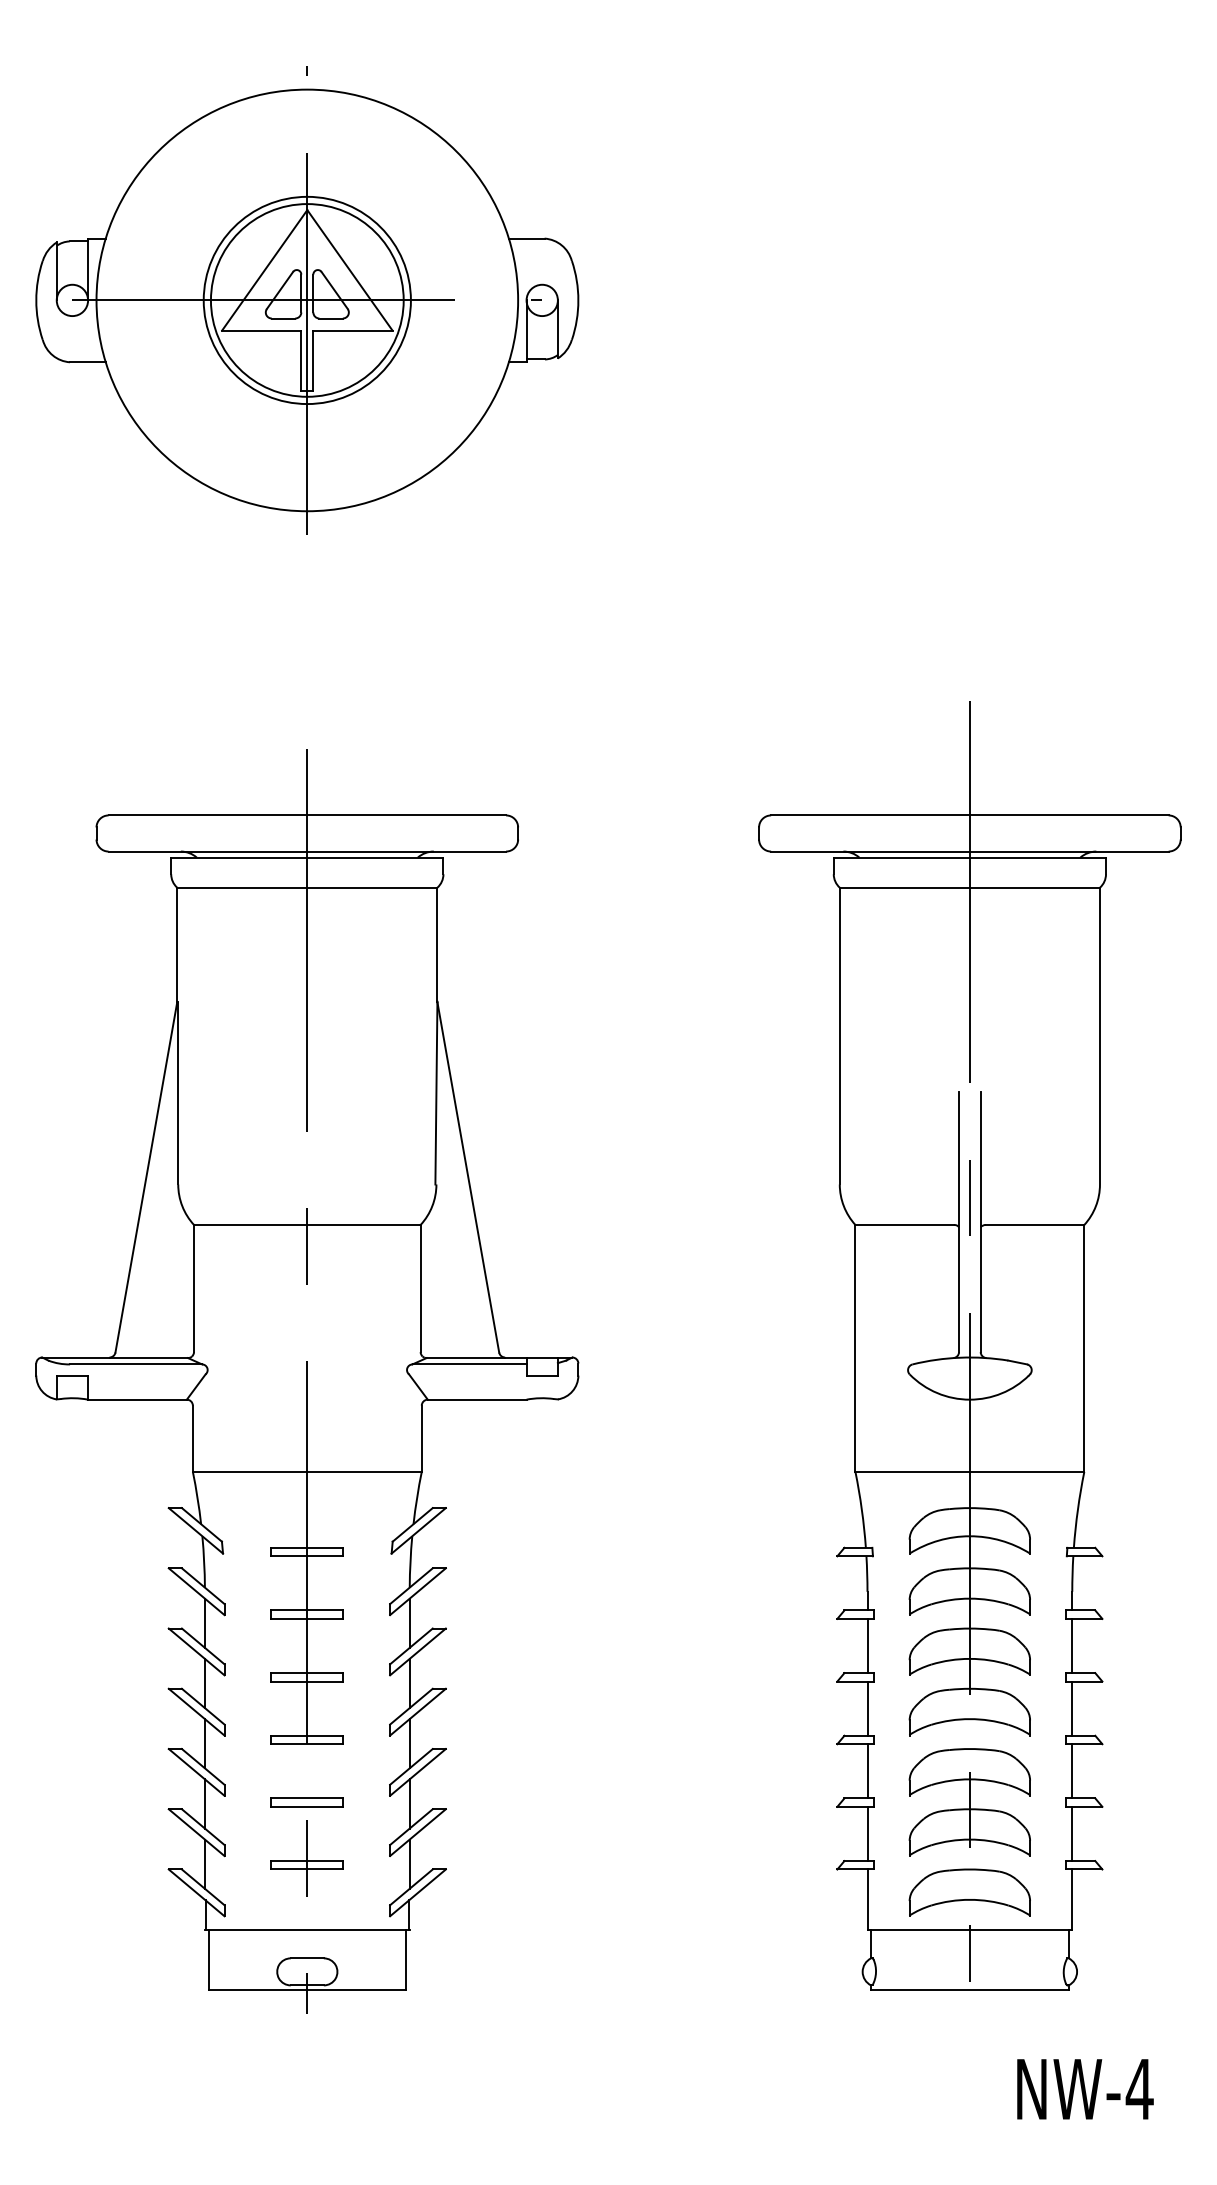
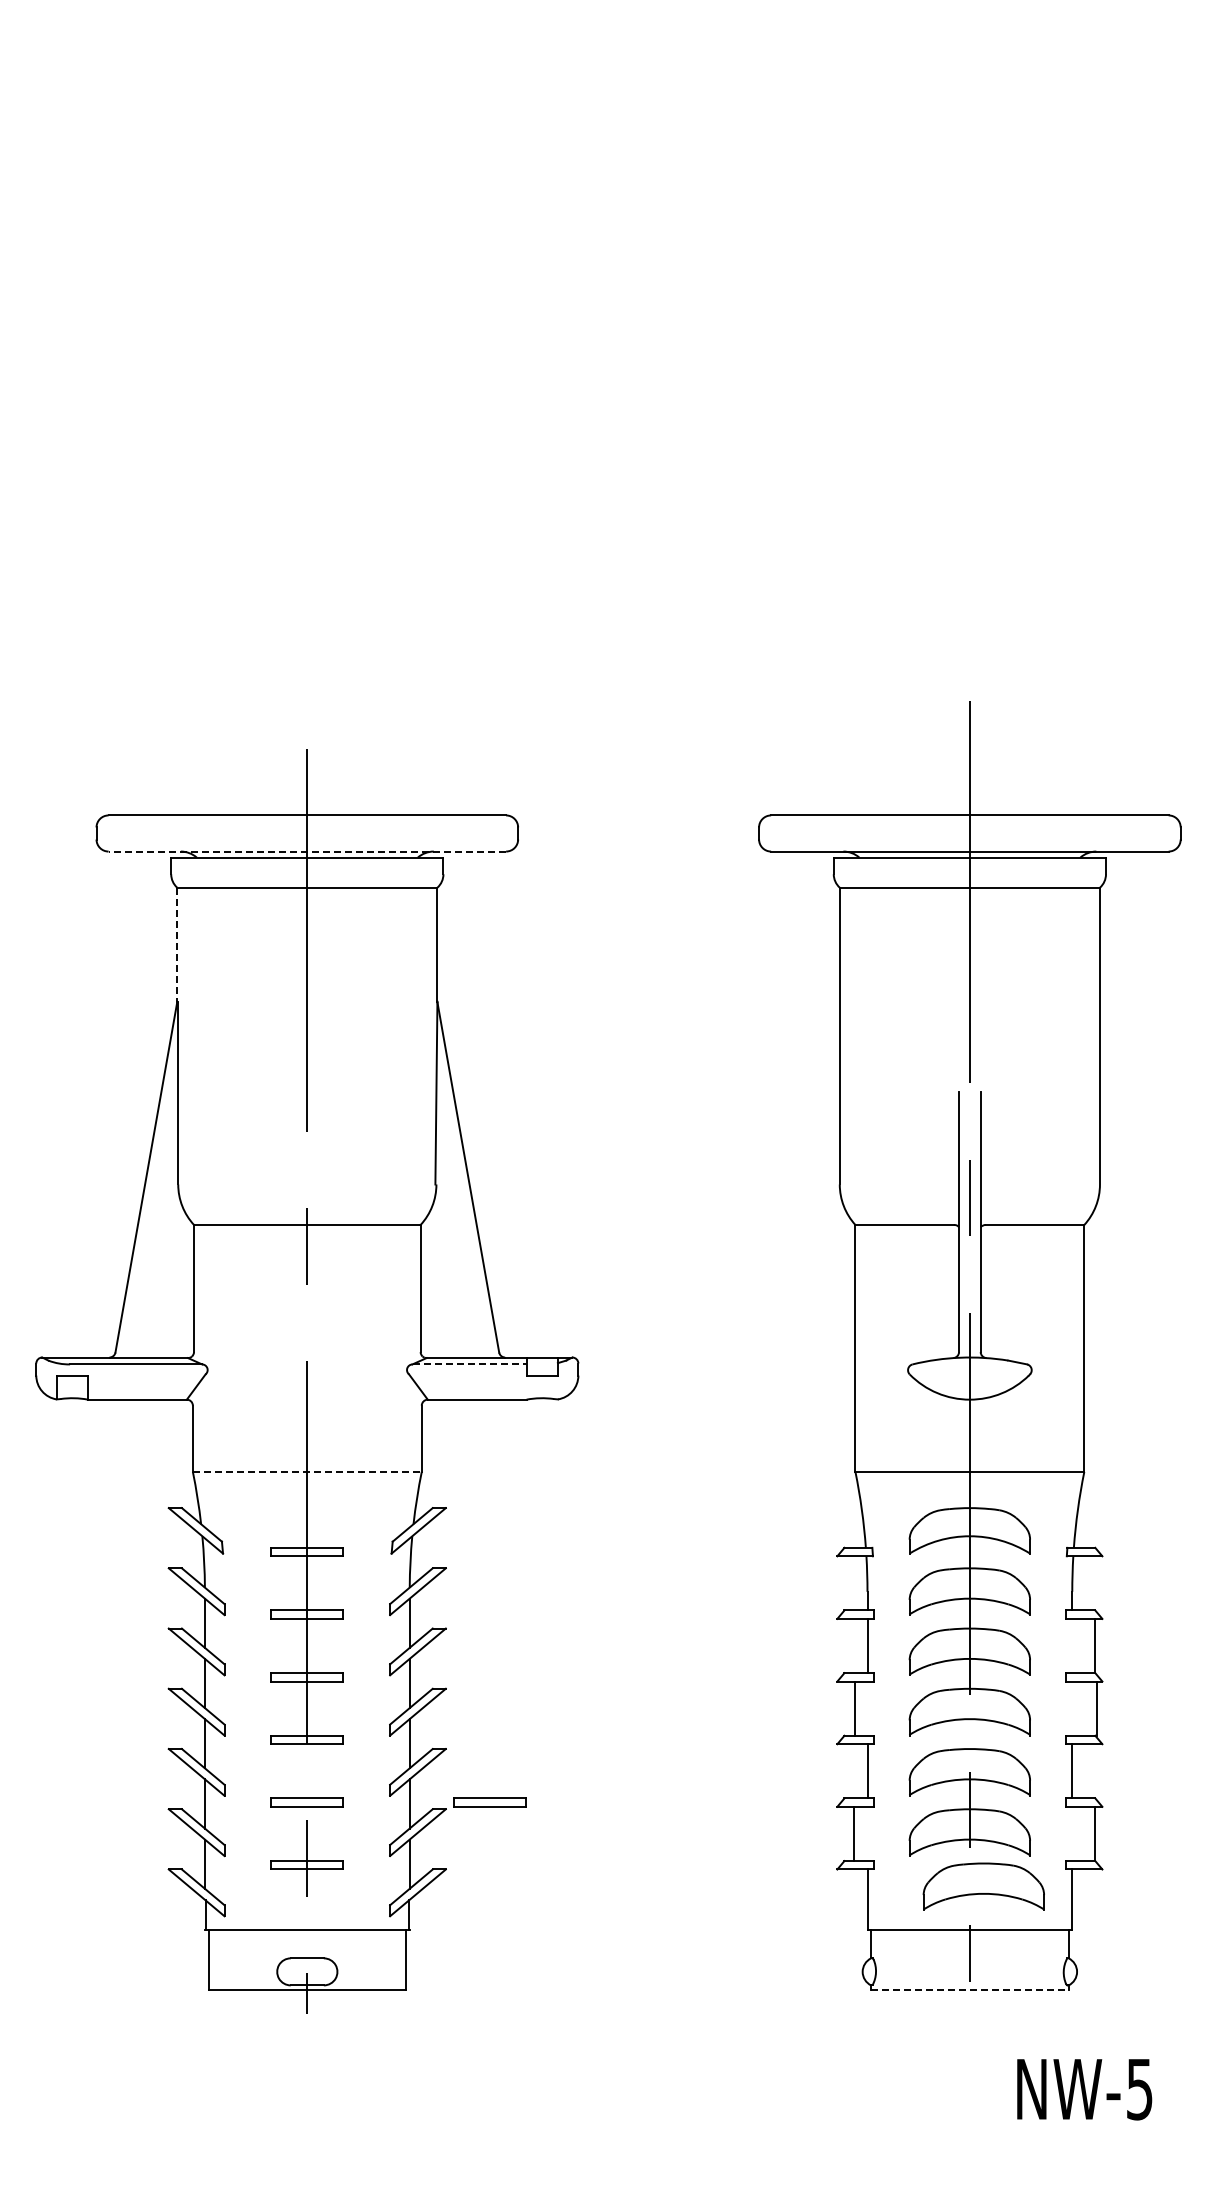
part: present -> none (307, 300)
line: solid -> dashed (307, 851)
line: solid -> dashed (177, 945)
line: solid -> dashed (470, 1364)
line: solid -> dashed (307, 1471)
line position: (1072, 1645) -> (1095, 1645) (1095, 1645)
line position: (867, 1708) -> (854, 1708) (854, 1708)
line position: (1072, 1708) -> (1097, 1708) (1097, 1708)
part: none -> present (489, 1802)
line position: (867, 1833) -> (853, 1833) (853, 1833)
line position: (1072, 1833) -> (1095, 1833) (1095, 1833)
part position: (969, 1892) -> (983, 1886) (983, 1886)
line: solid -> dashed (969, 1989)
text: NW-4 -> NW-5 (1139, 2089)
